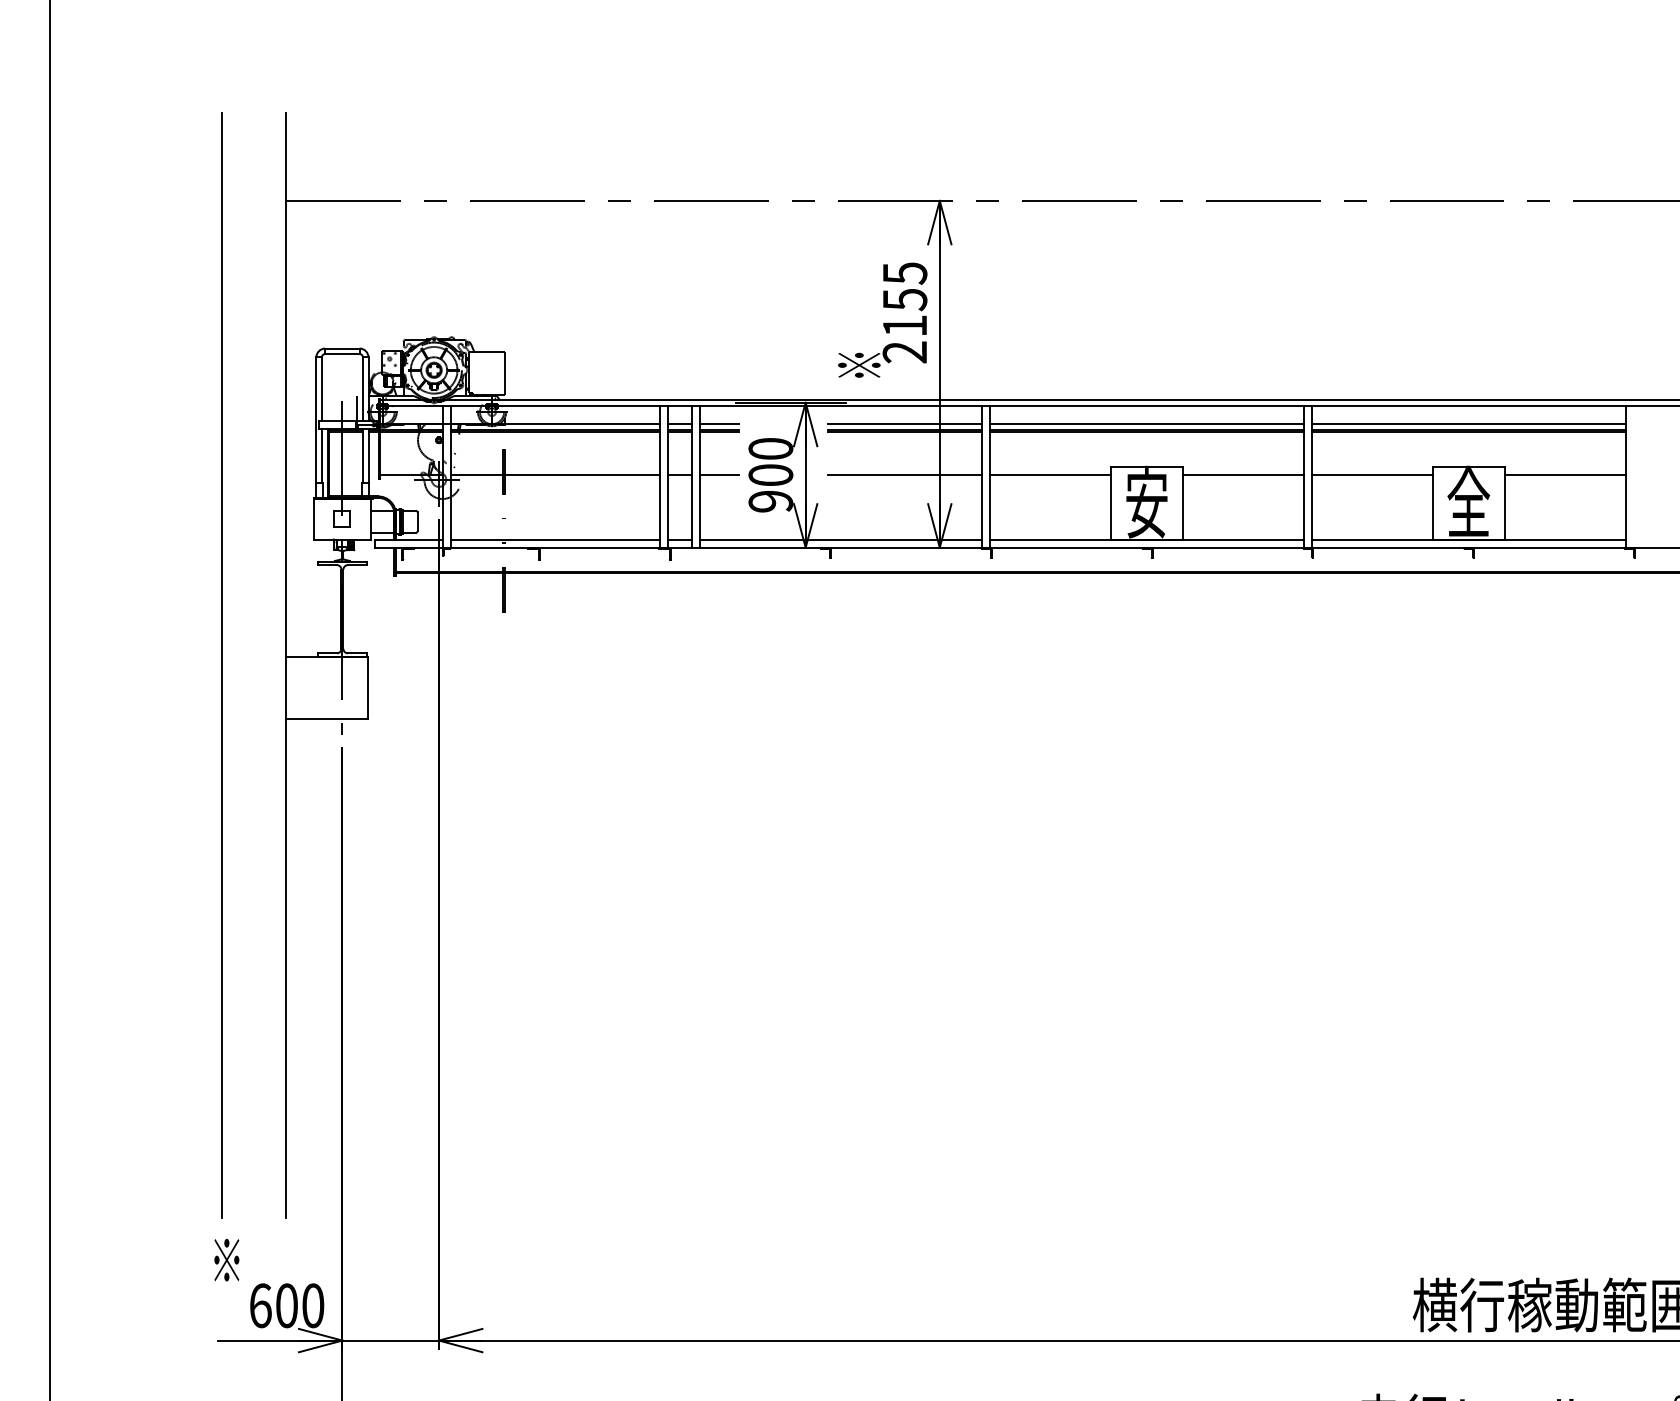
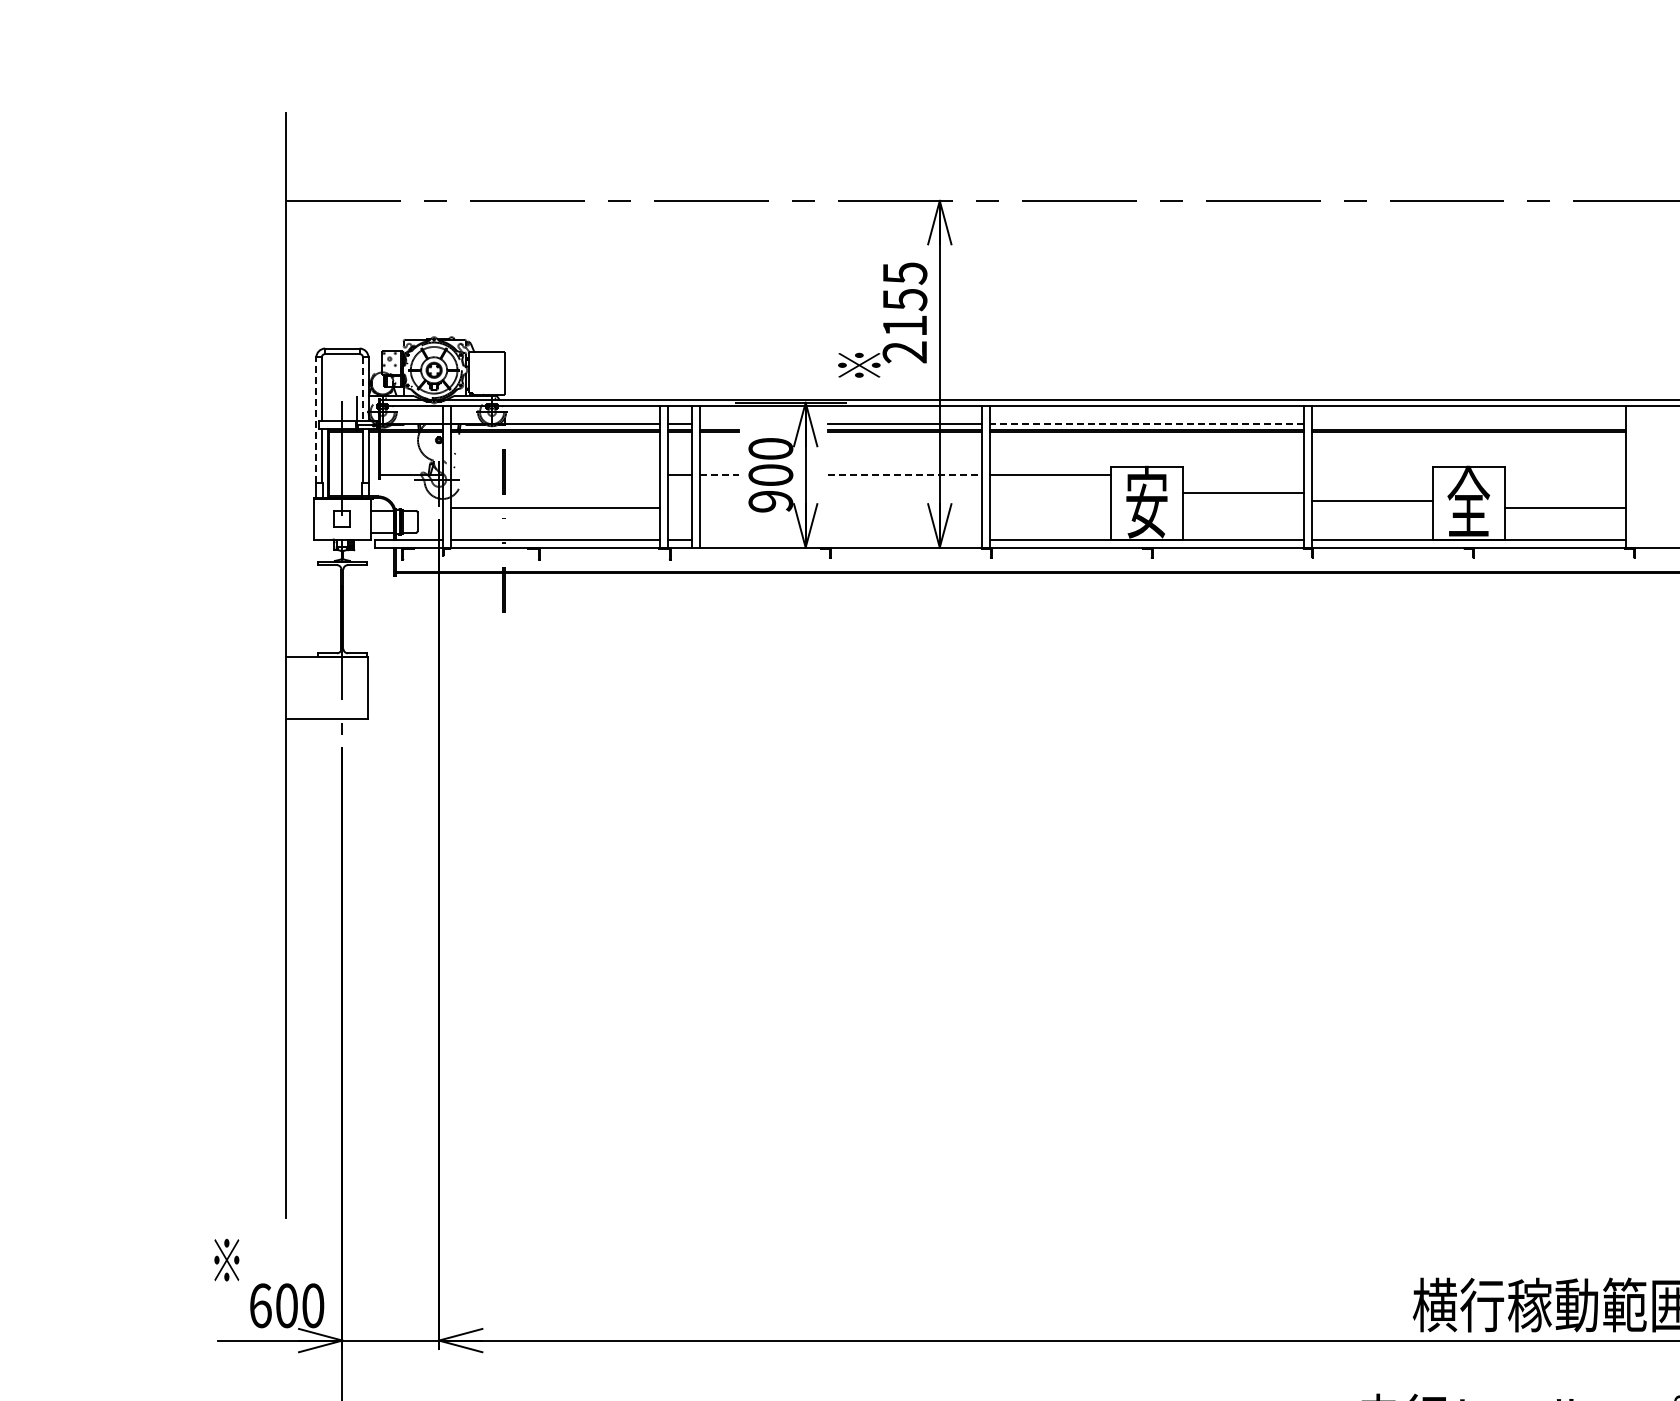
line: solid -> dashed (363, 389)
line: solid -> dashed (316, 420)
line: present -> none (719, 424)
line: solid -> dashed (1146, 424)
line: present -> none (1468, 424)
line position: (555, 475) -> (555, 508) (555, 508)
line: solid -> dashed (720, 475)
line: solid -> dashed (905, 475)
line position: (1243, 475) -> (1243, 493) (1243, 493)
line position: (1371, 475) -> (1371, 501) (1371, 501)
line position: (1564, 475) -> (1564, 508) (1564, 508)
line: present -> none (840, 539)
line: present -> none (221, 665)
line: present -> none (50, 699)
